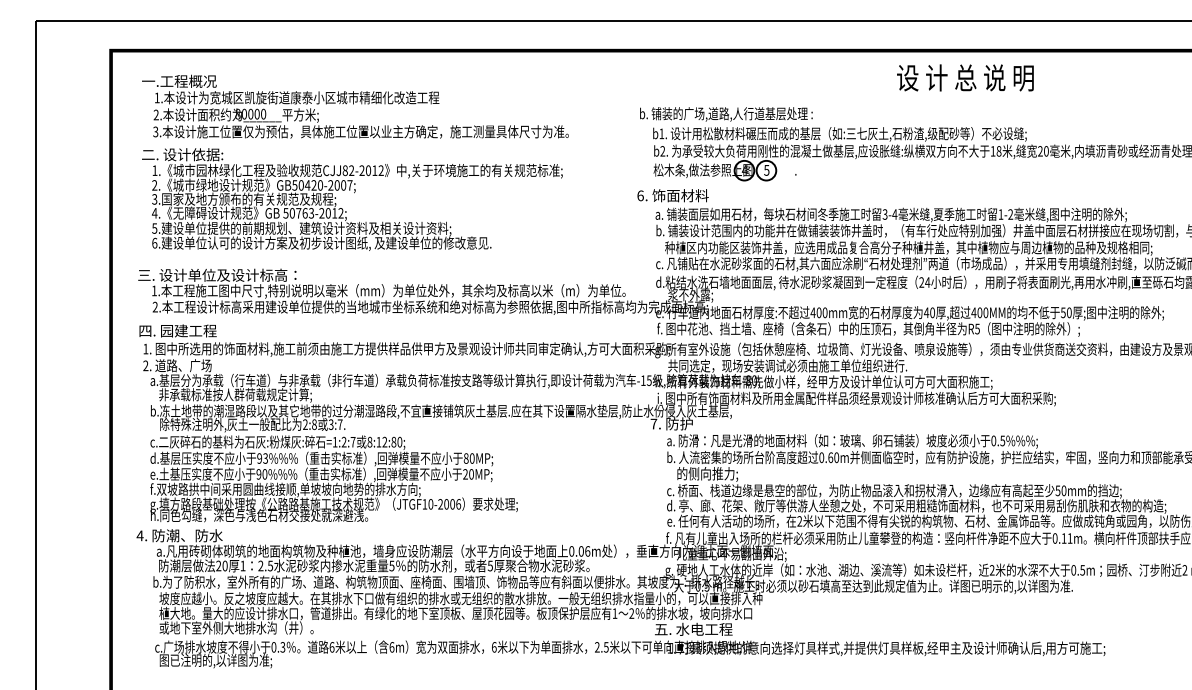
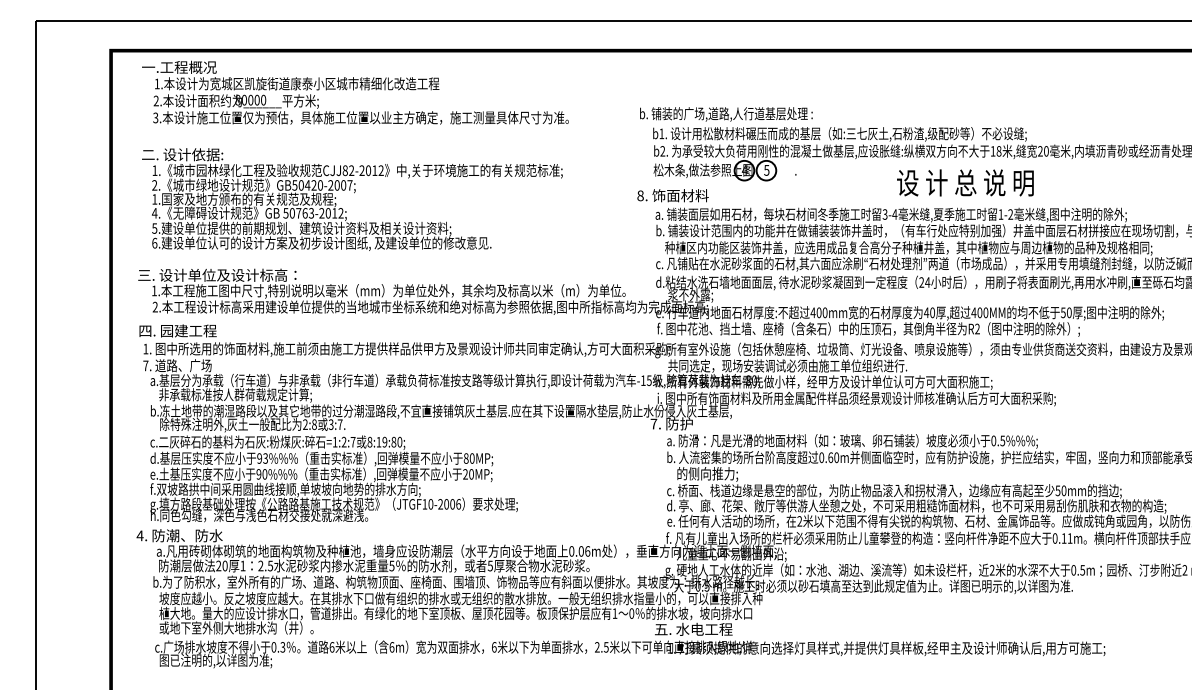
text position: (965, 77) -> (965, 182) (965, 182)
text position: (355, 106) -> (355, 92) (355, 92)
text: 6. -> 8. (640, 195)
text: 3. -> 1. (154, 199)
text: R5 -> R2 (977, 328)
text: 2. -> 7. (145, 365)
text: 8:12:80; -> 8:19:80; (384, 442)
text: 2 -> 0 (631, 613)
